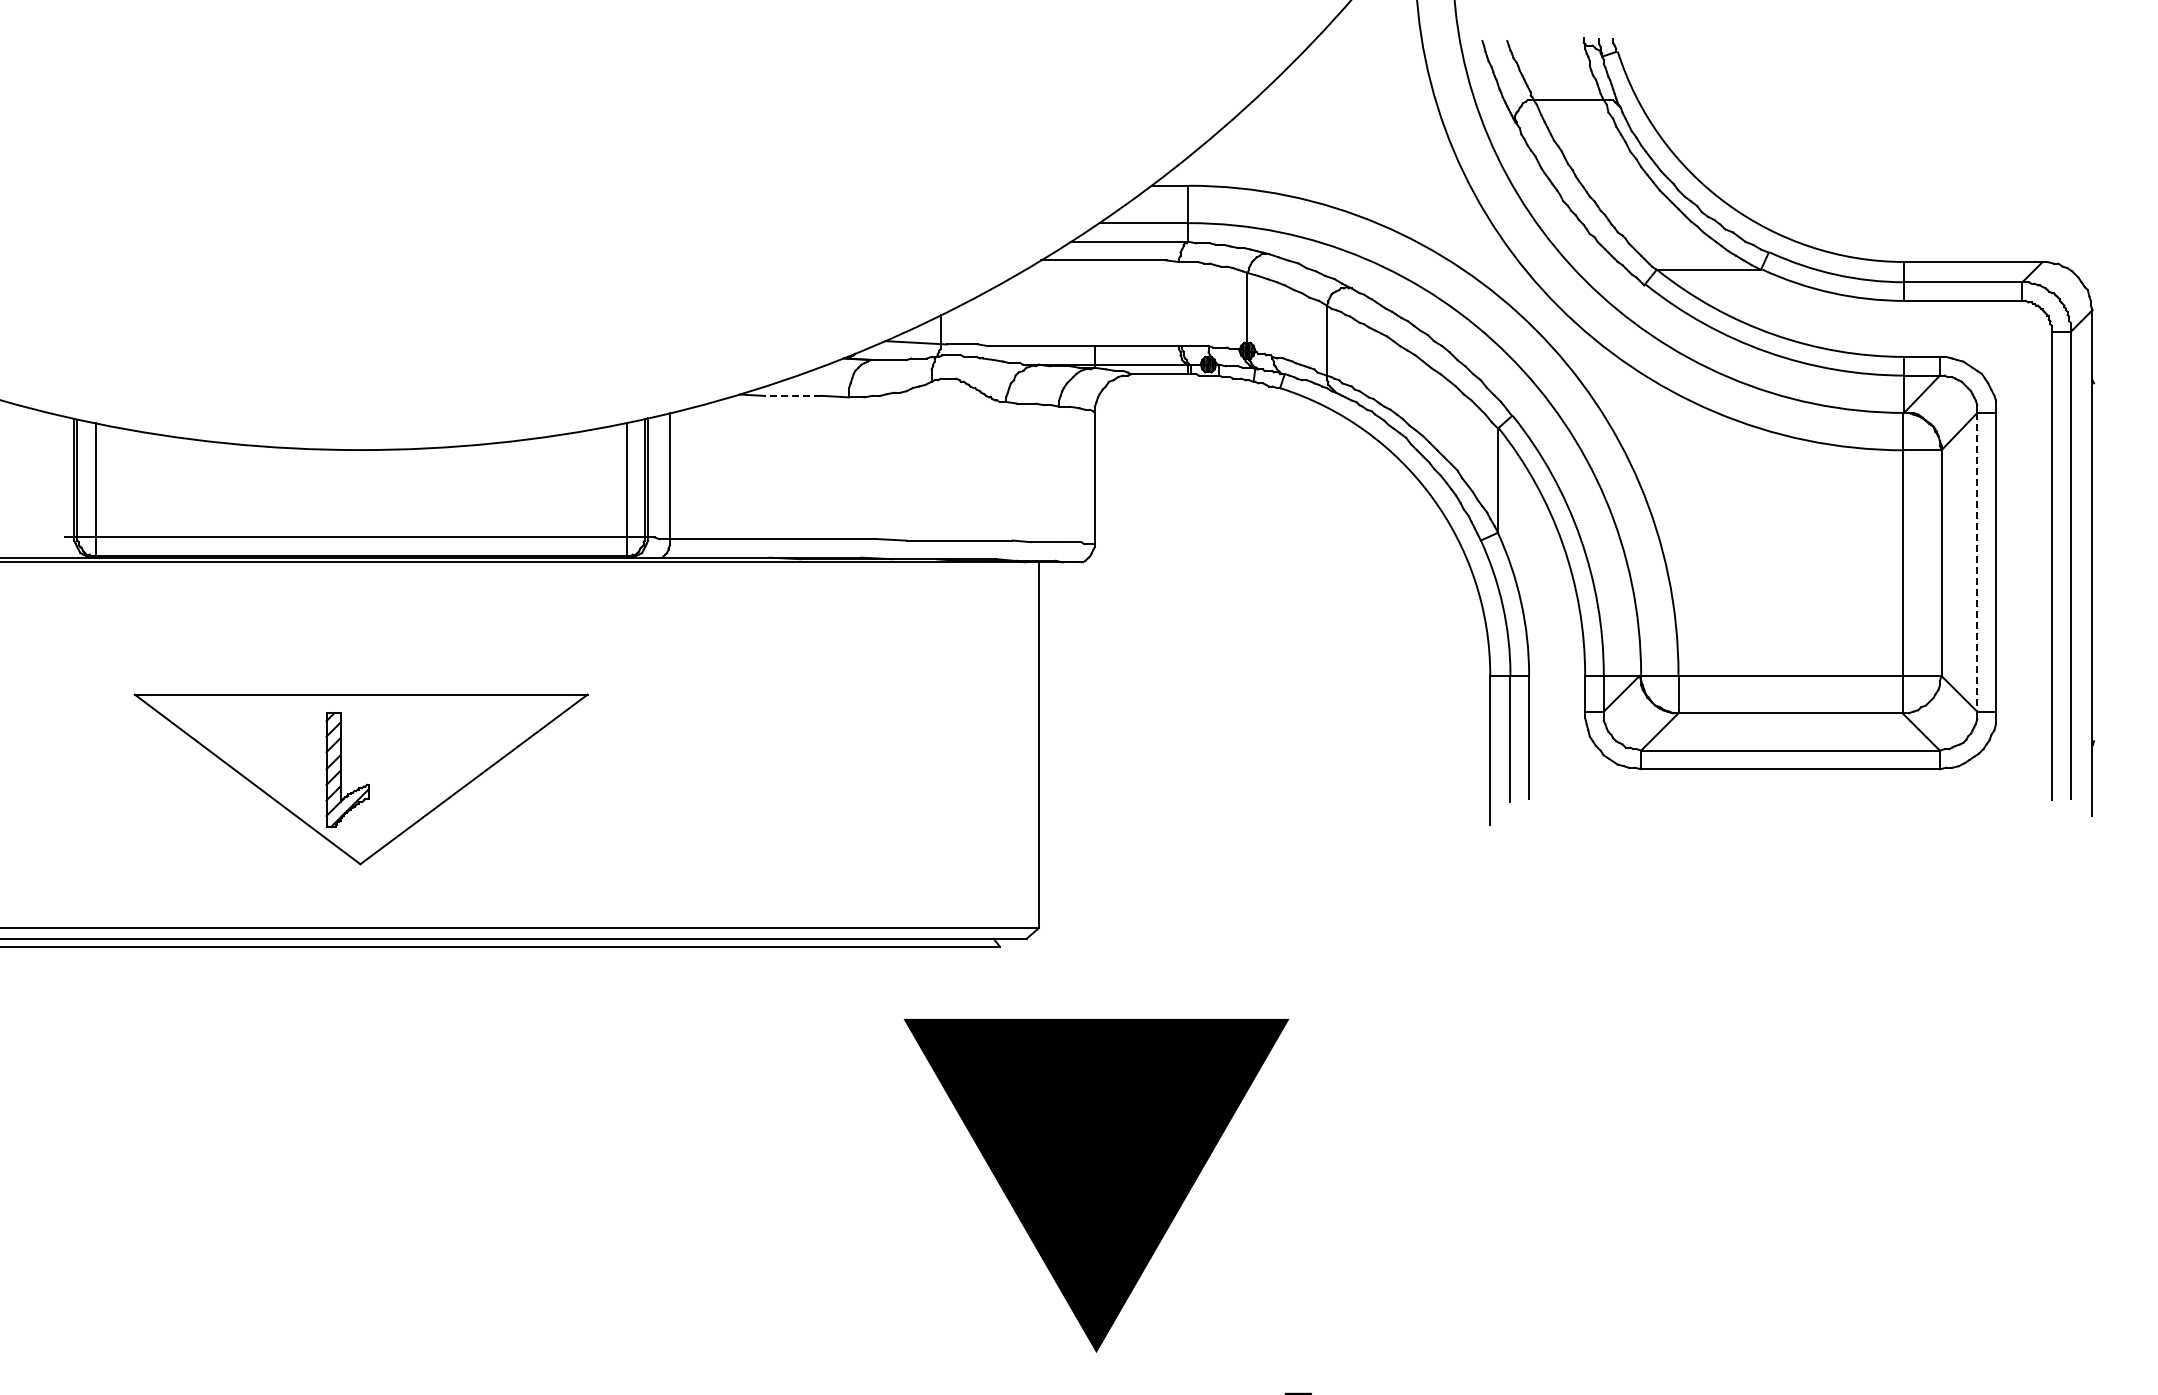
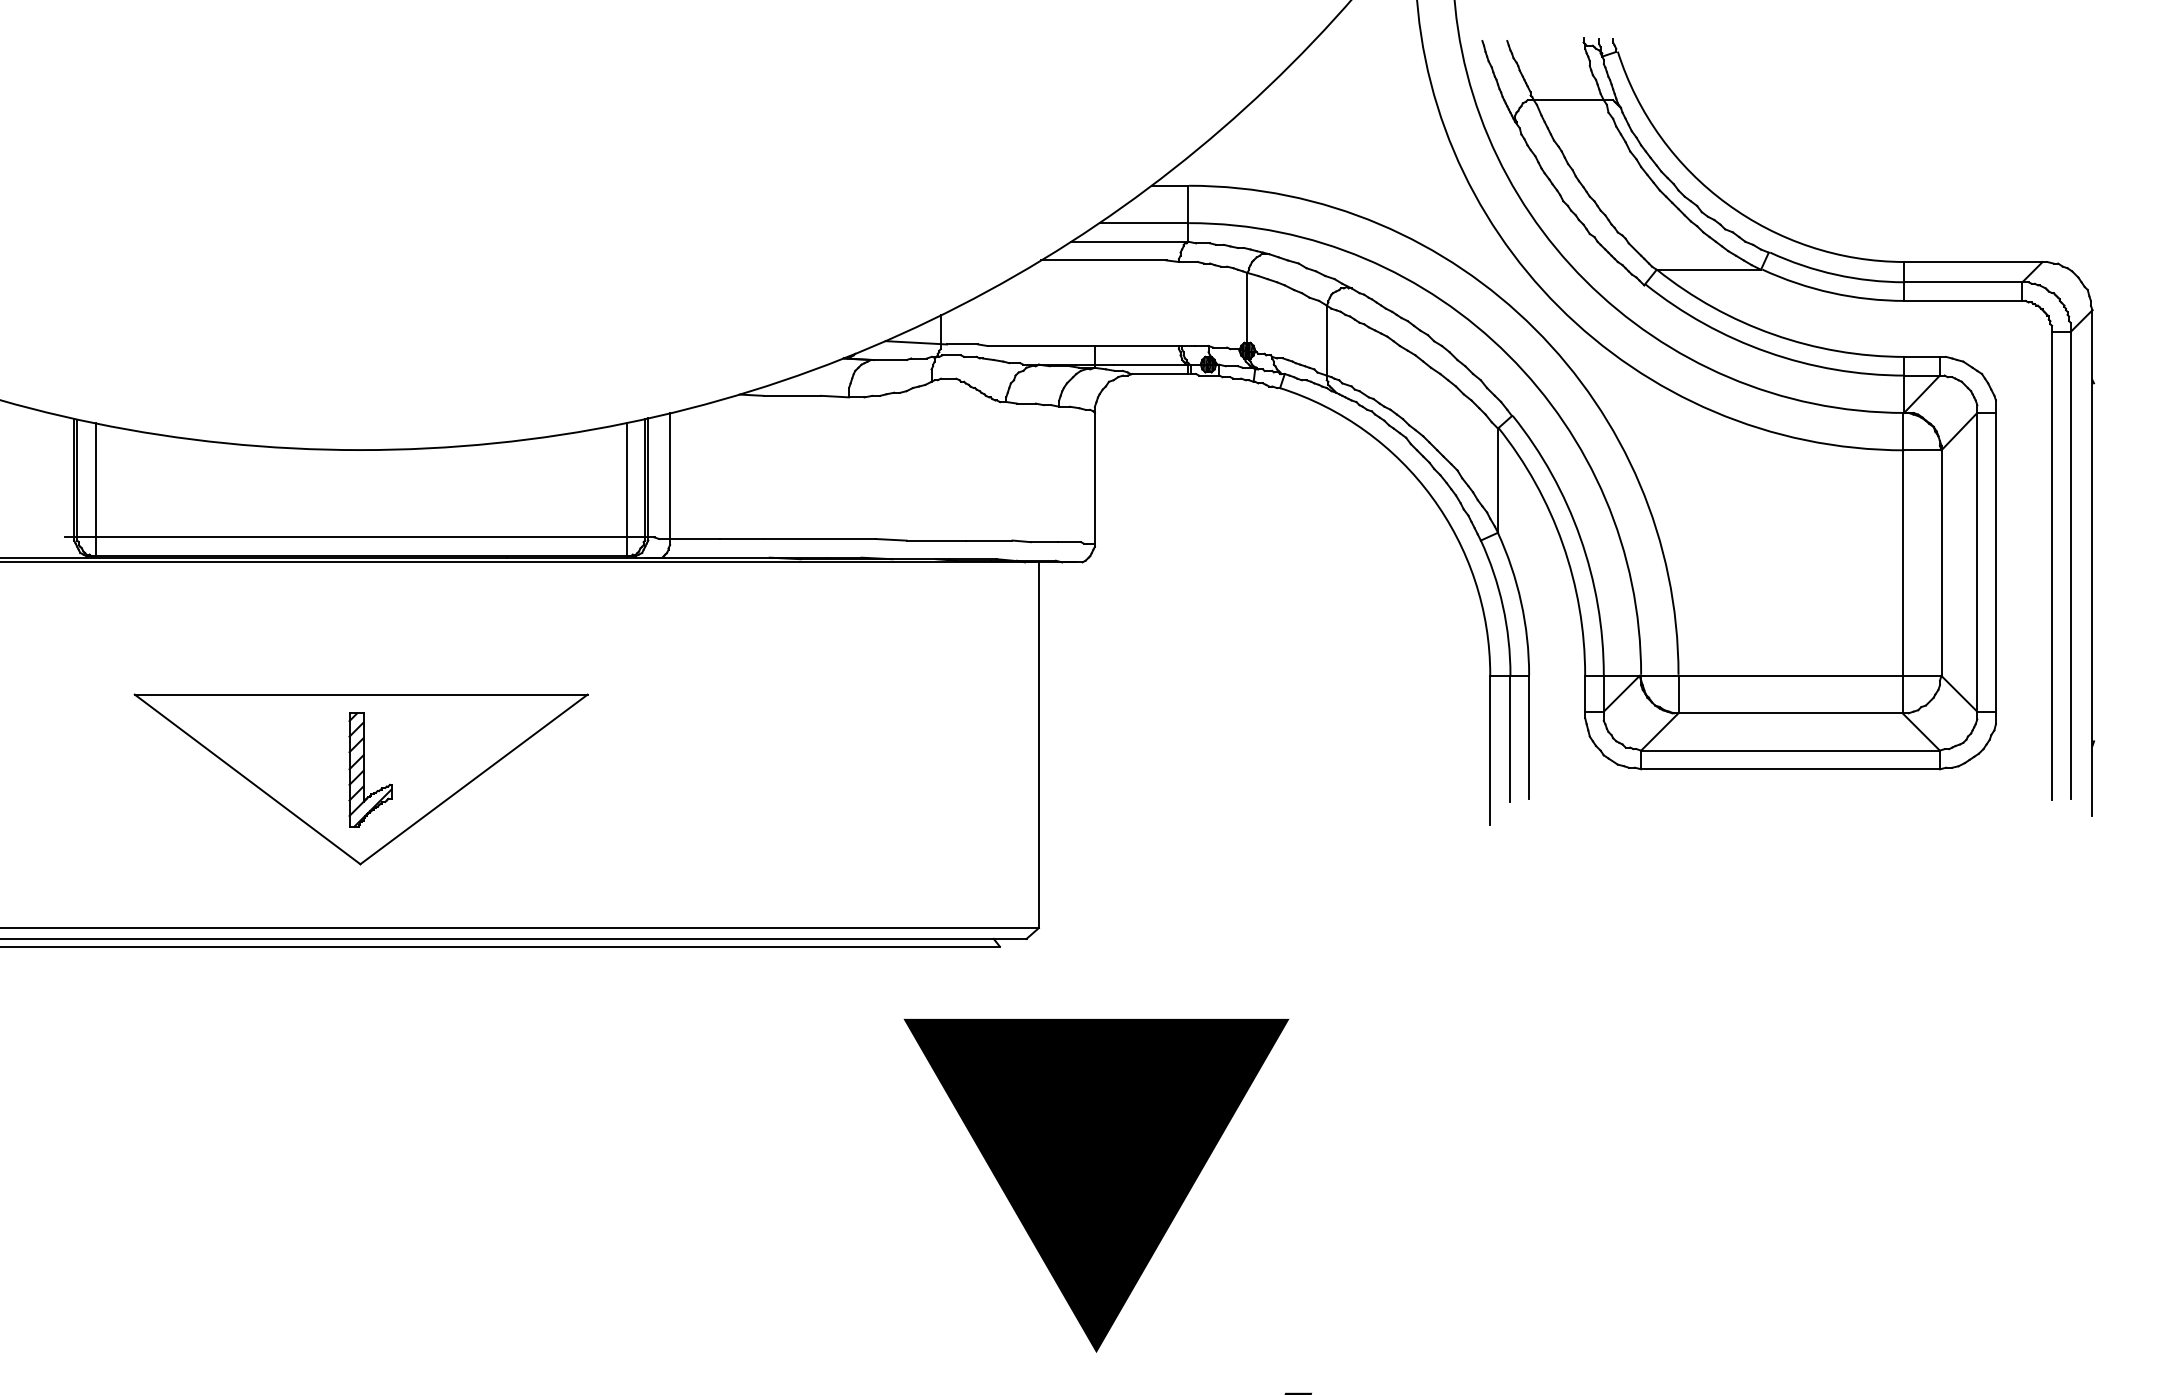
line: dashed -> solid (792, 395)
line: dashed -> solid (1977, 562)
part position: (347, 769) -> (370, 769) (370, 769)
